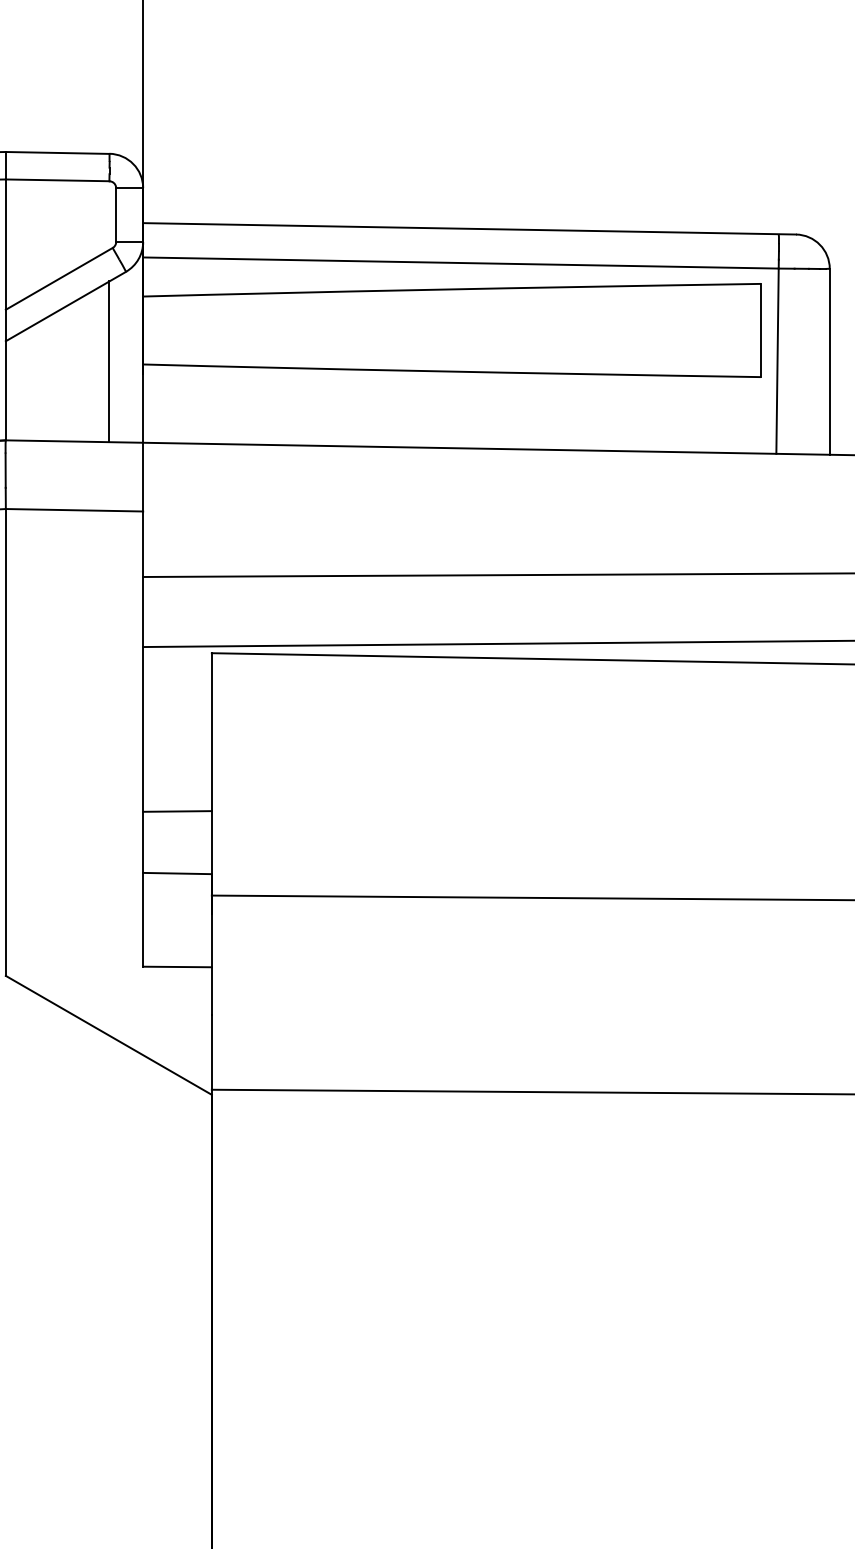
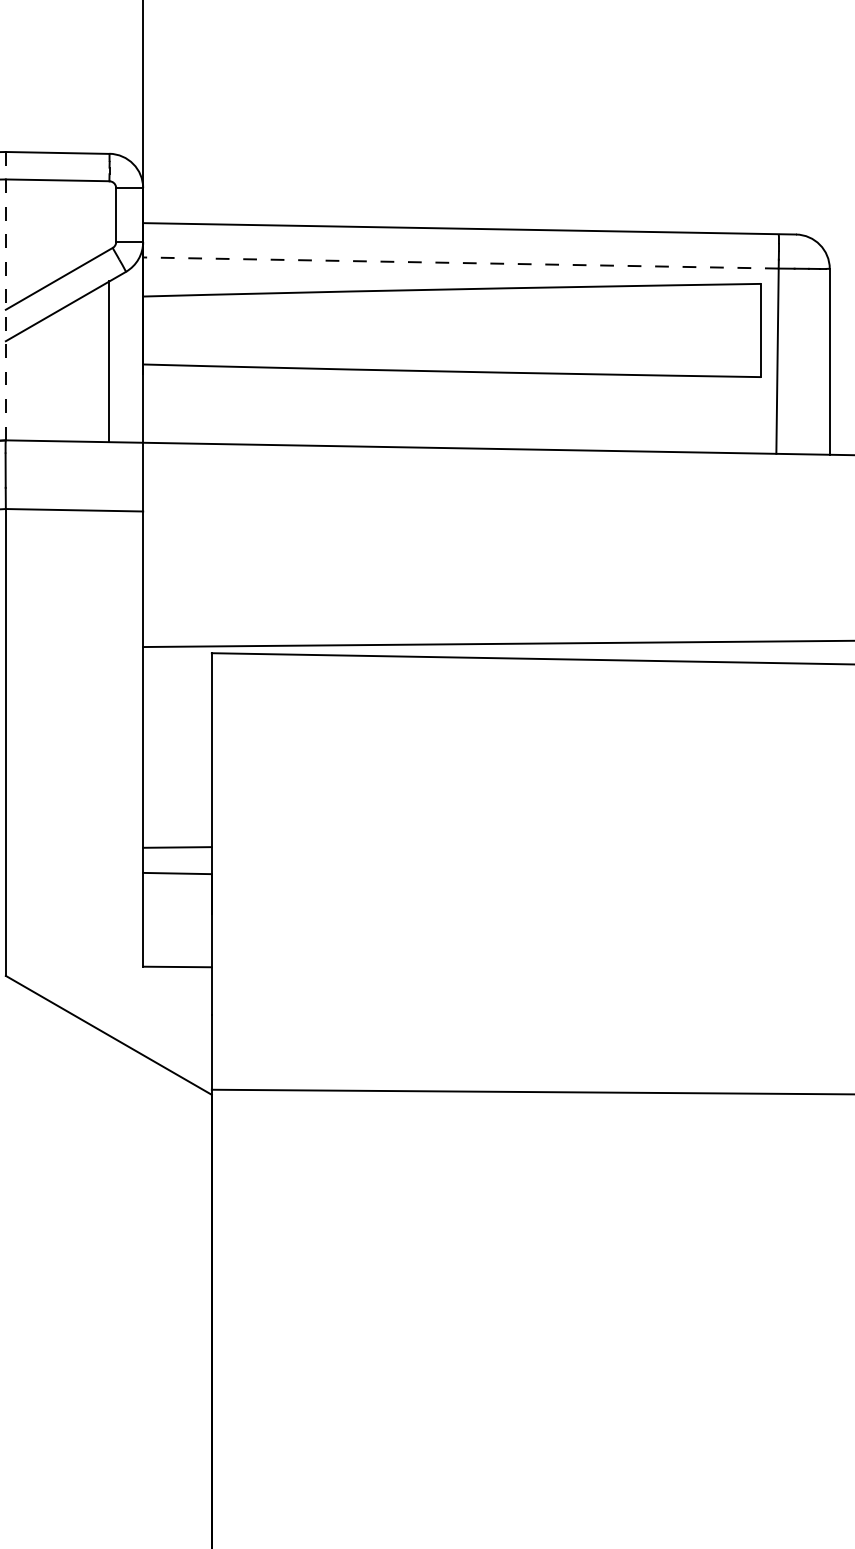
line: solid -> dashed (460, 263)
line: solid -> dashed (5, 295)
line: present -> none (497, 575)
line position: (177, 811) -> (177, 847) (177, 847)
line: present -> none (531, 897)
